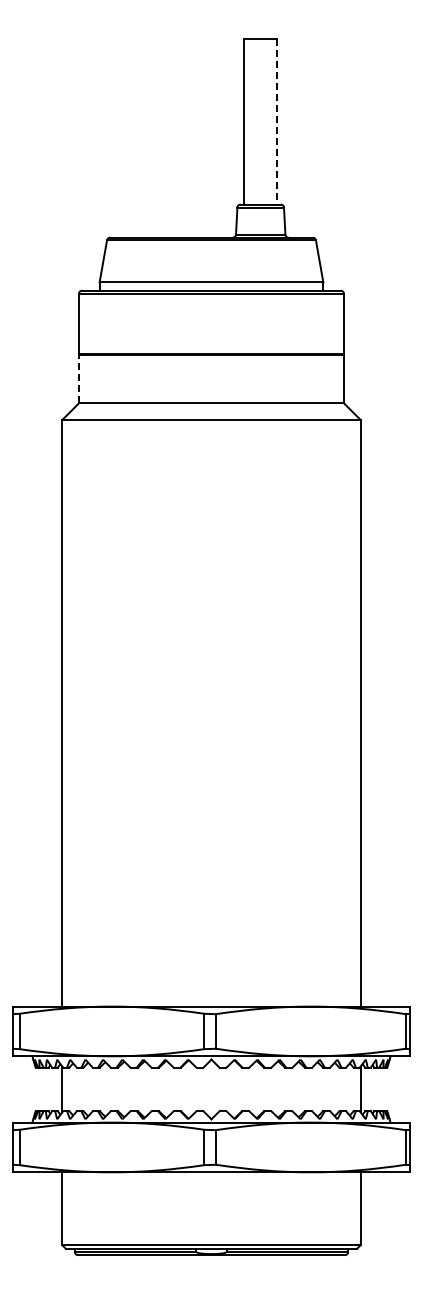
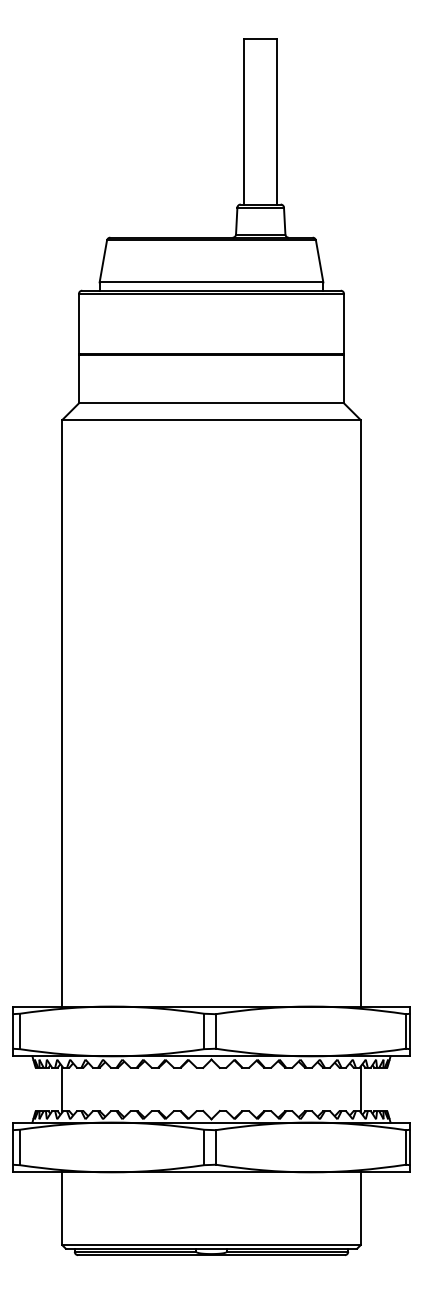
line: dashed -> solid (277, 121)
line: dashed -> solid (78, 378)
